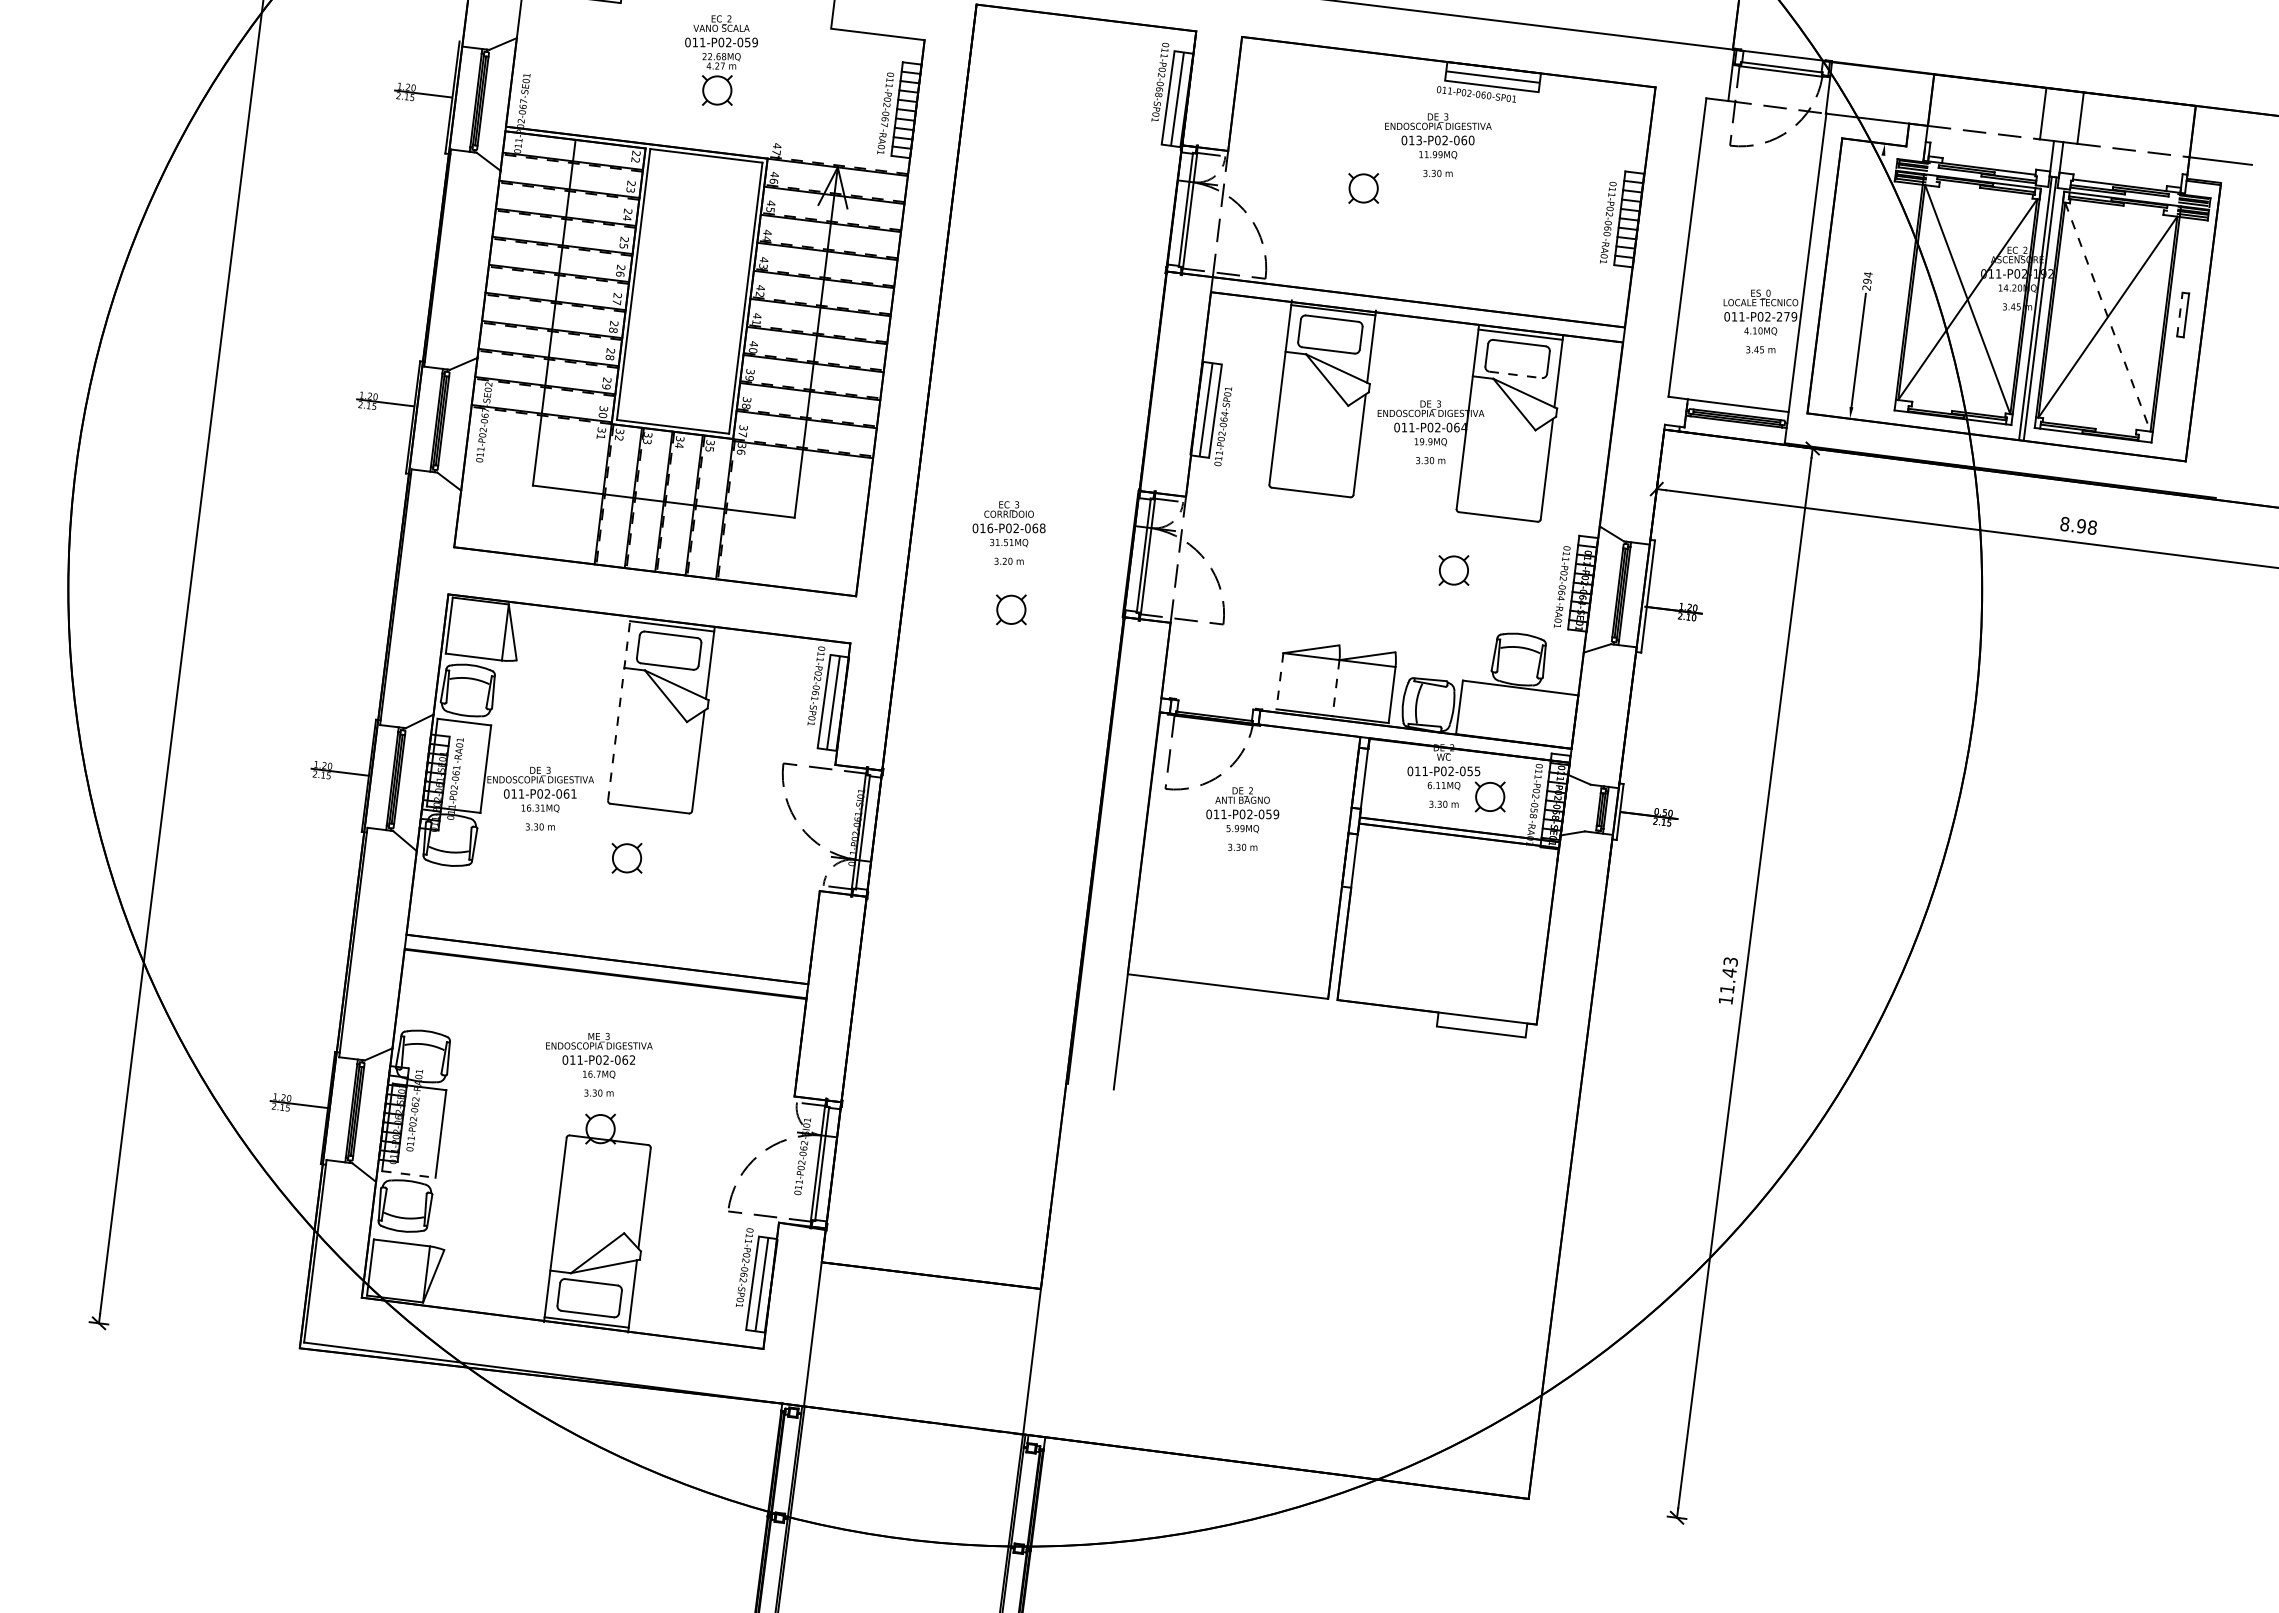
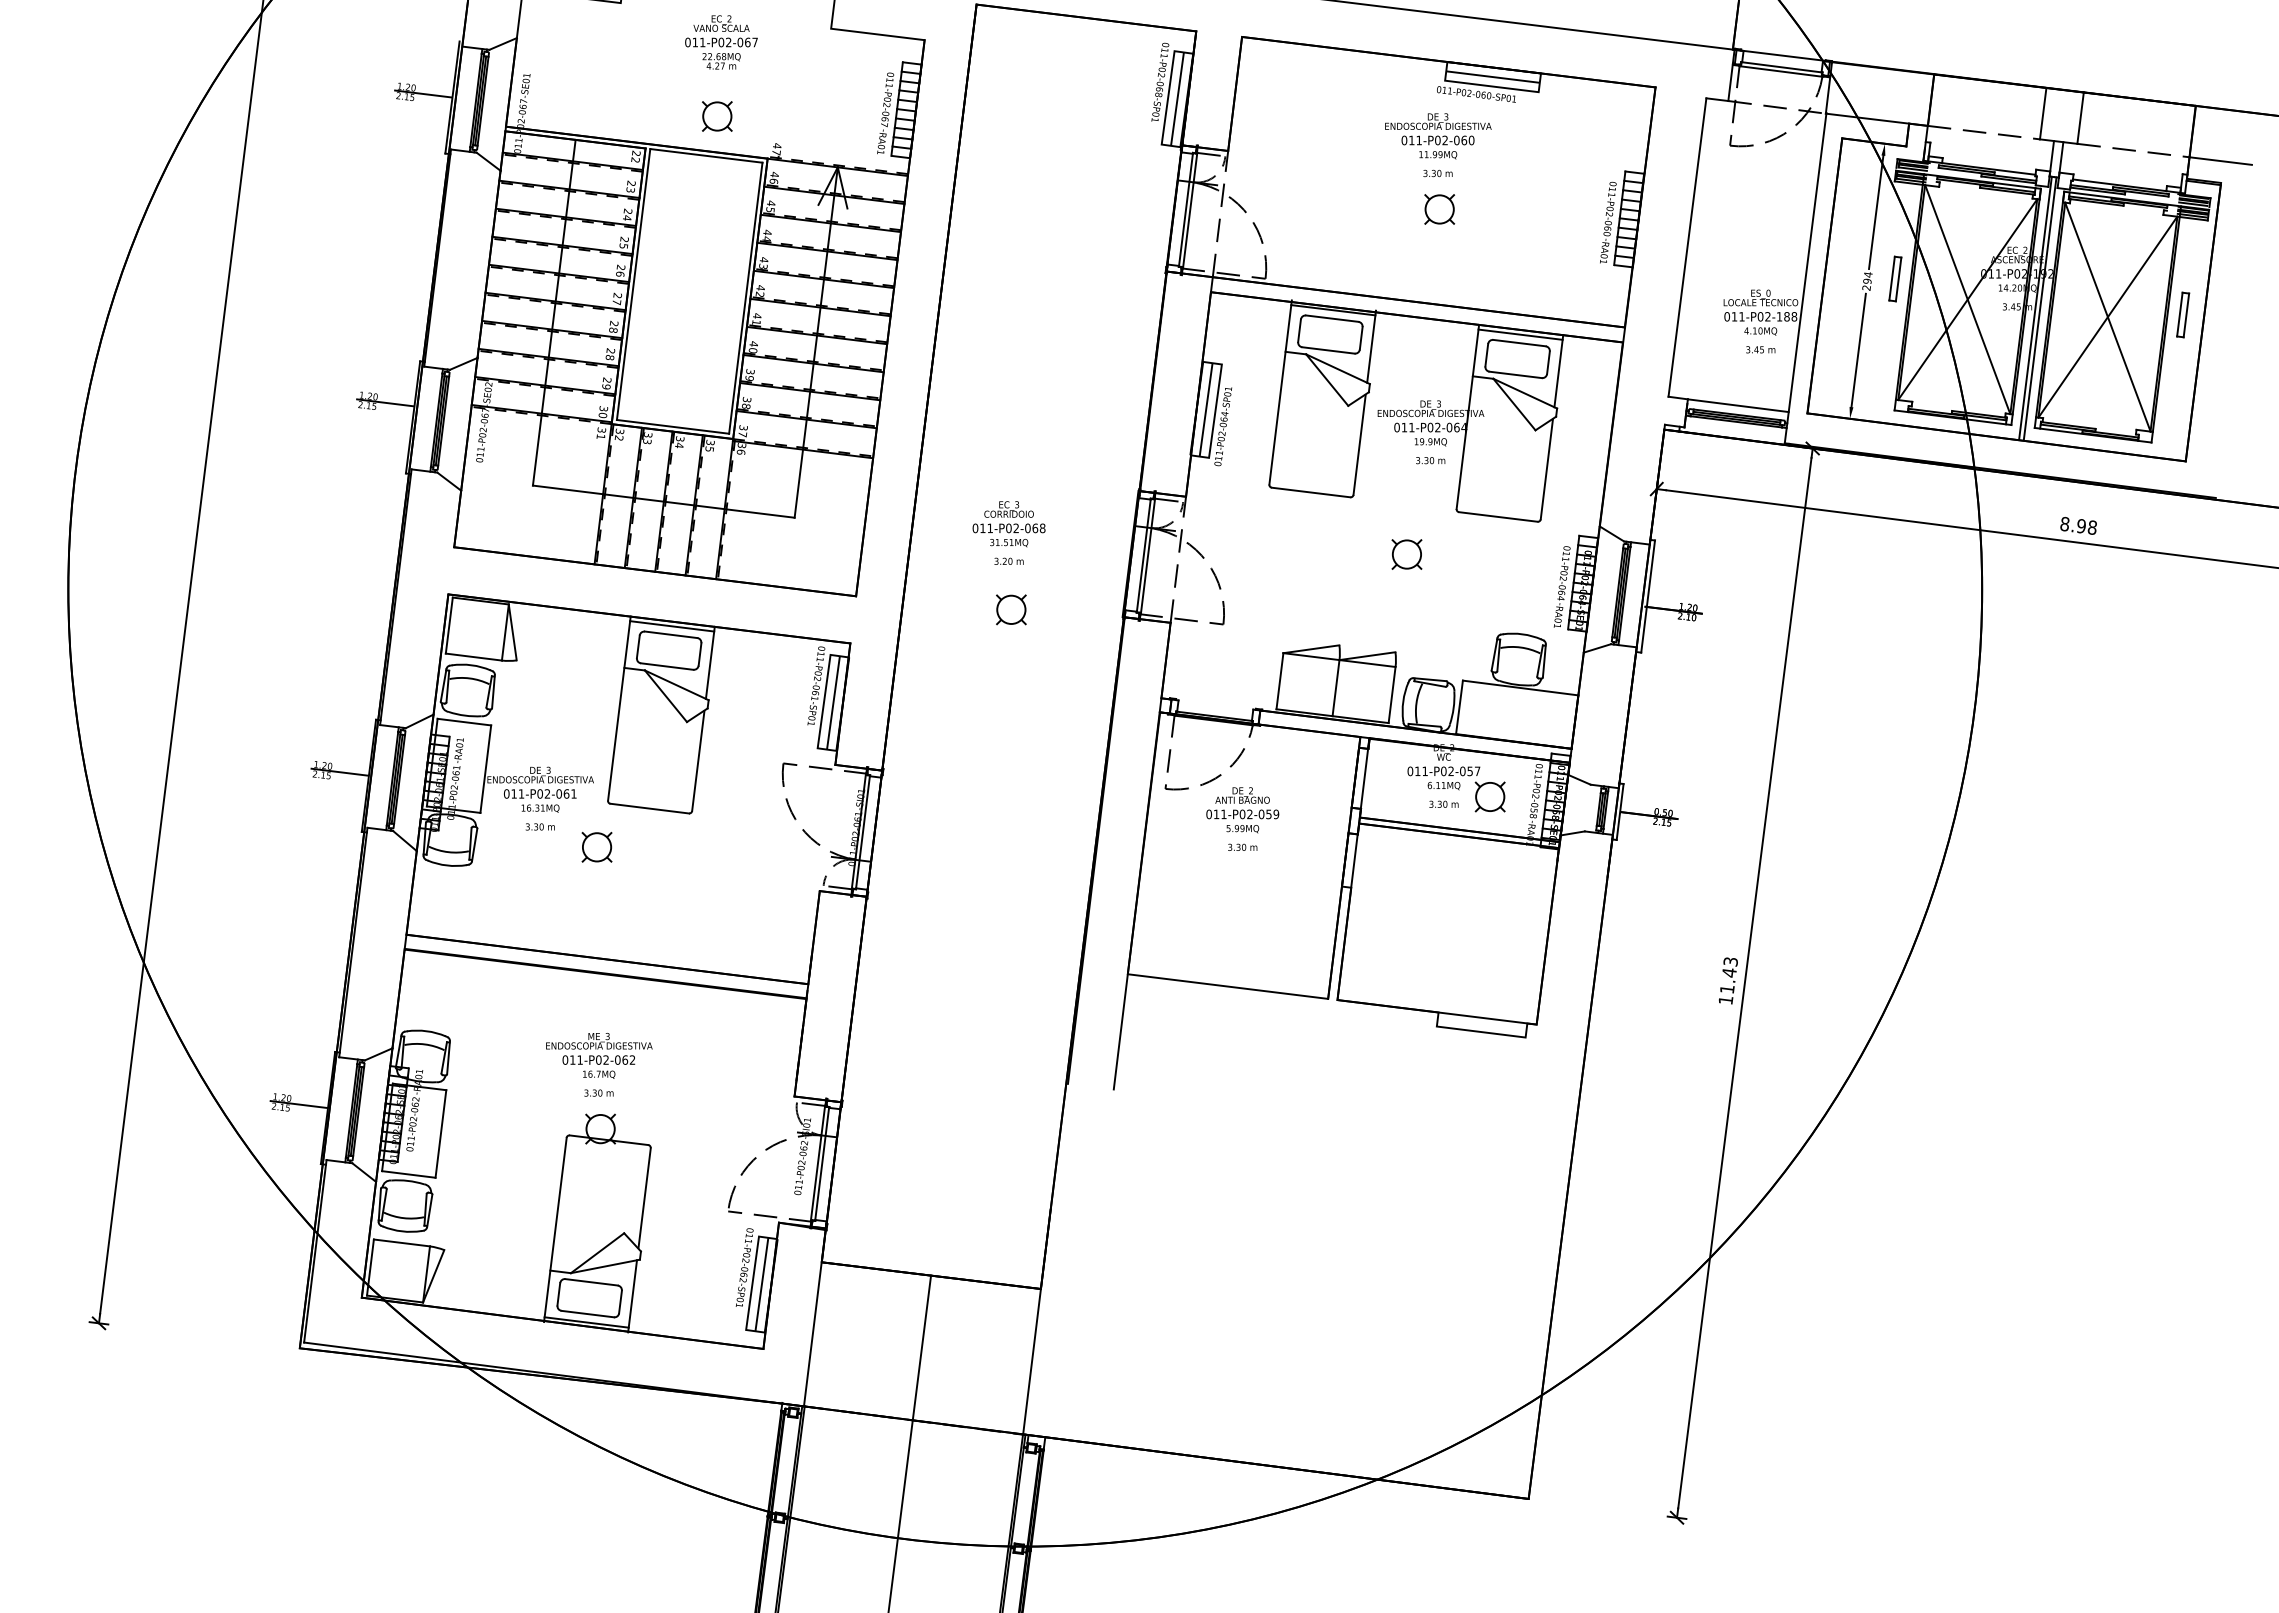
text: 011-P02-059 -> 011-P02-067 (751, 42)
part position: (717, 90) -> (717, 116) (717, 116)
text: 013-P02-060 -> 011-P02-060 (1418, 140)
part position: (1363, 188) -> (1439, 209) (1439, 209)
line: none -> present (1876, 212)
part: none -> present (1895, 278)
line: dashed -> solid (2179, 314)
text: 011-P02-279 -> 011-P02-188 (1786, 316)
line: dashed -> solid (2108, 317)
line: dashed -> solid (1516, 374)
text: 016-P02-068 -> 011-P02-068 (990, 528)
part position: (1453, 570) -> (1406, 554) (1406, 554)
line: dashed -> solid (1279, 681)
line: dashed -> solid (1335, 688)
line: dashed -> solid (619, 708)
text: 011-P02-055 -> 011-P02-057 (1477, 771)
part position: (626, 858) -> (596, 847) (596, 847)
line: dashed -> solid (408, 1174)
line: none -> present (909, 1442)
